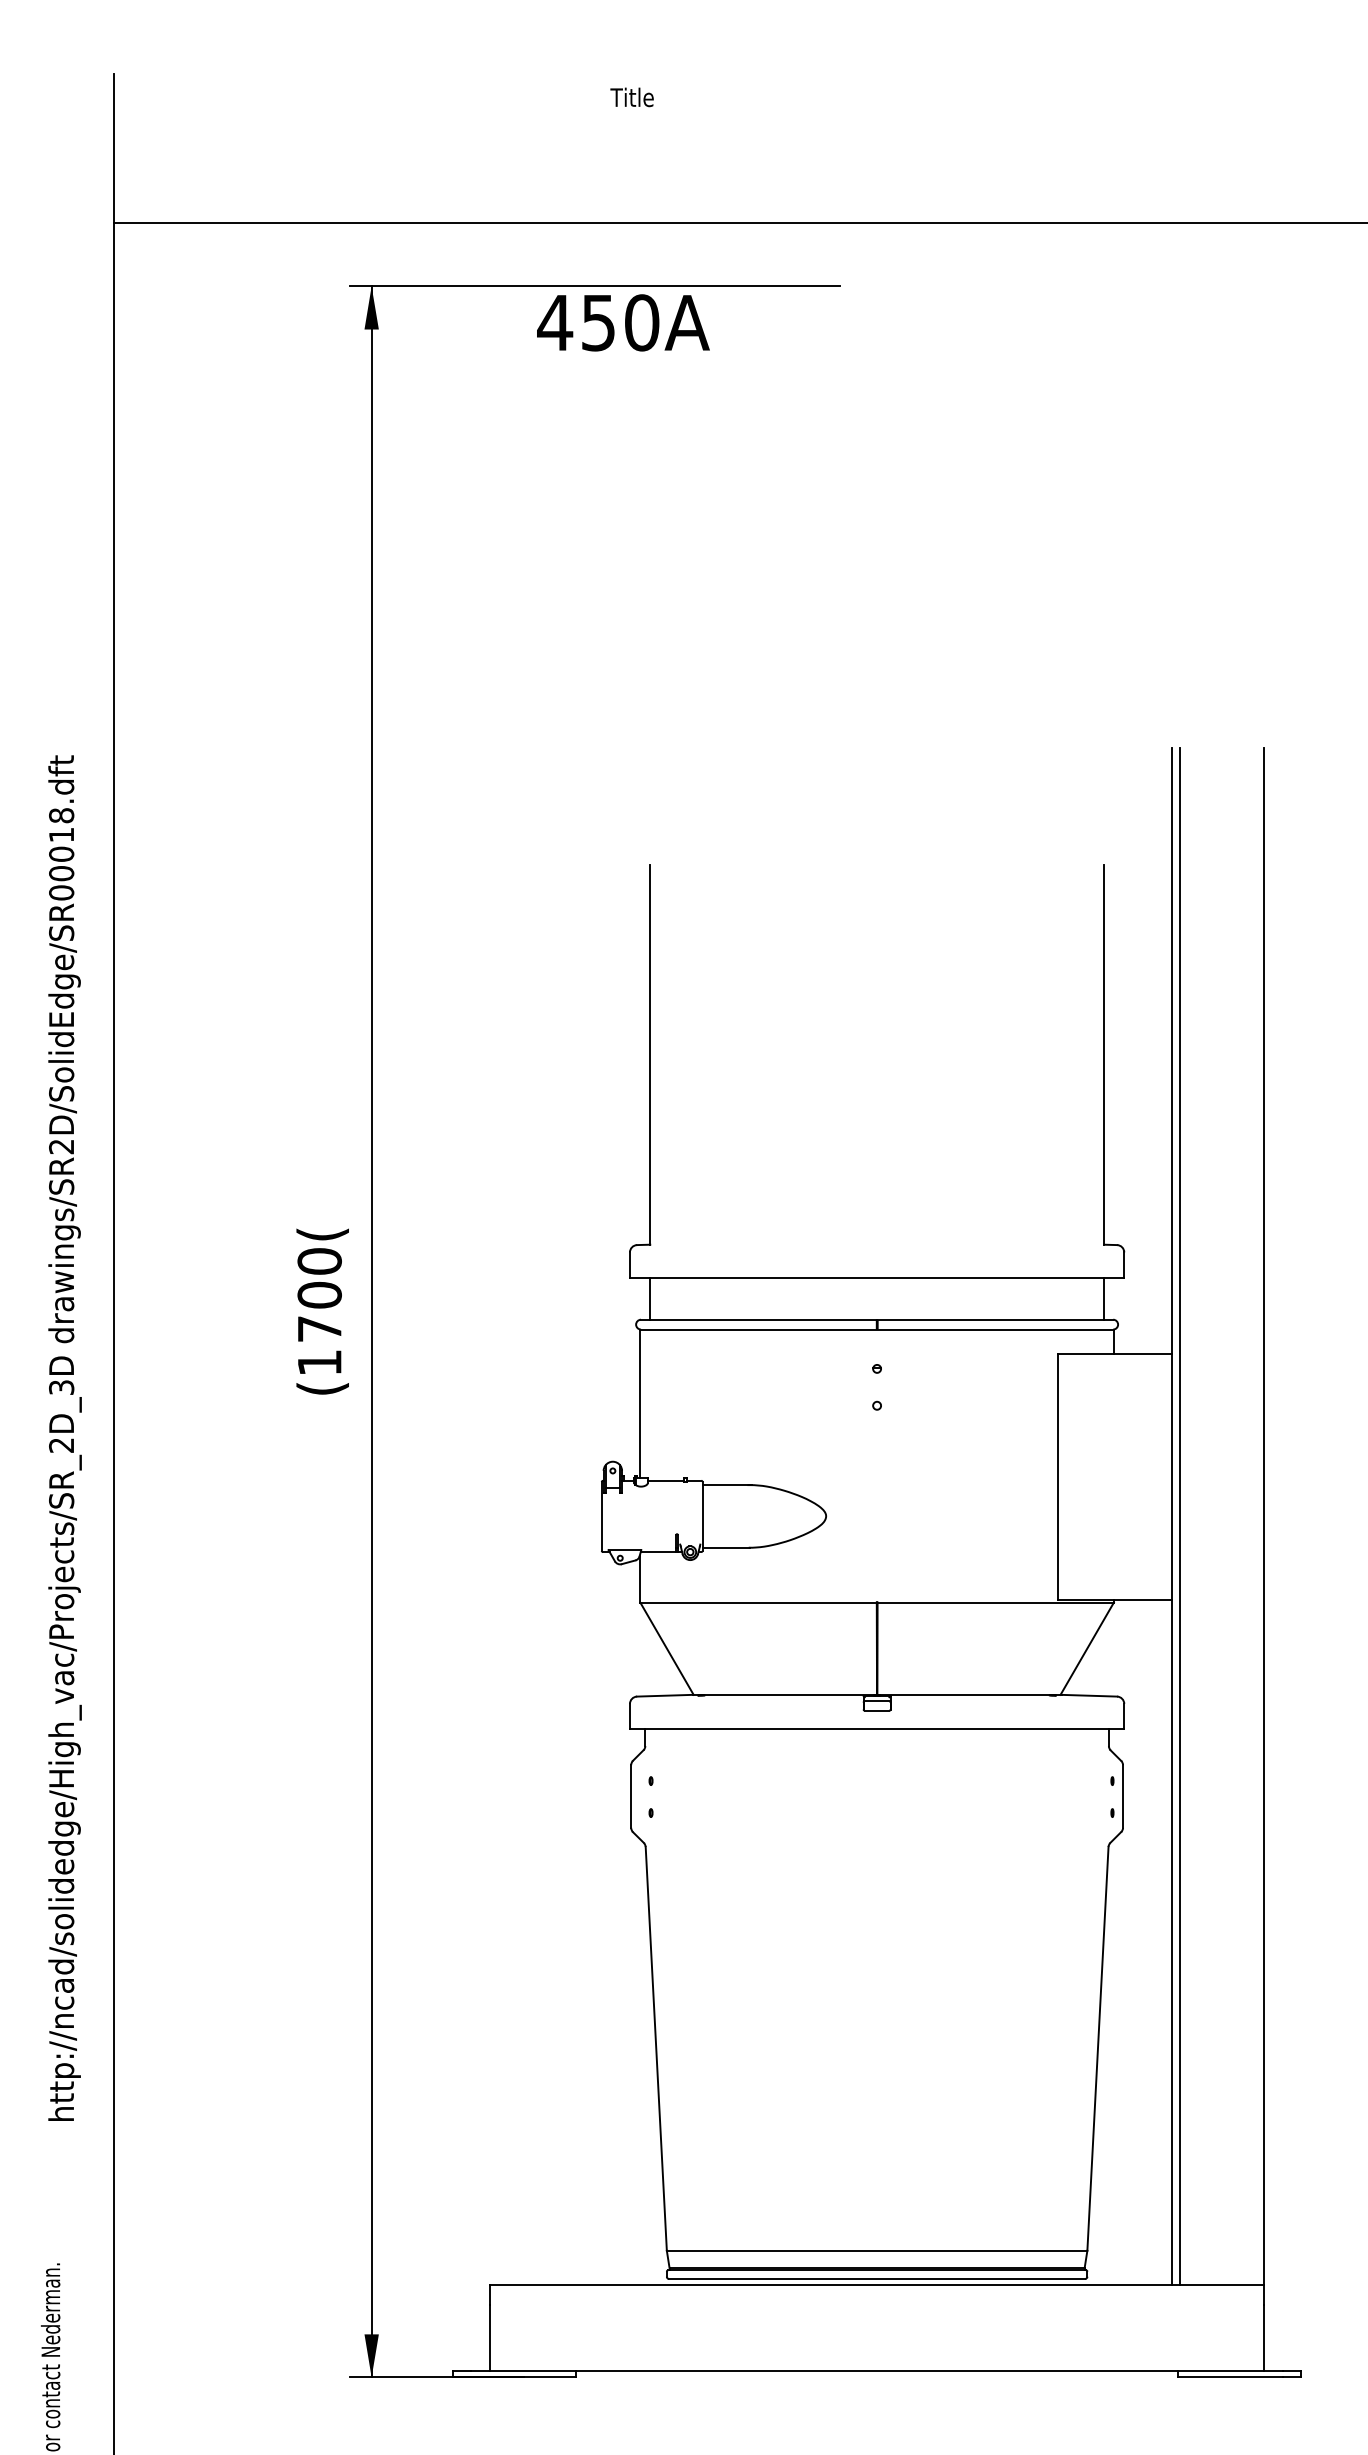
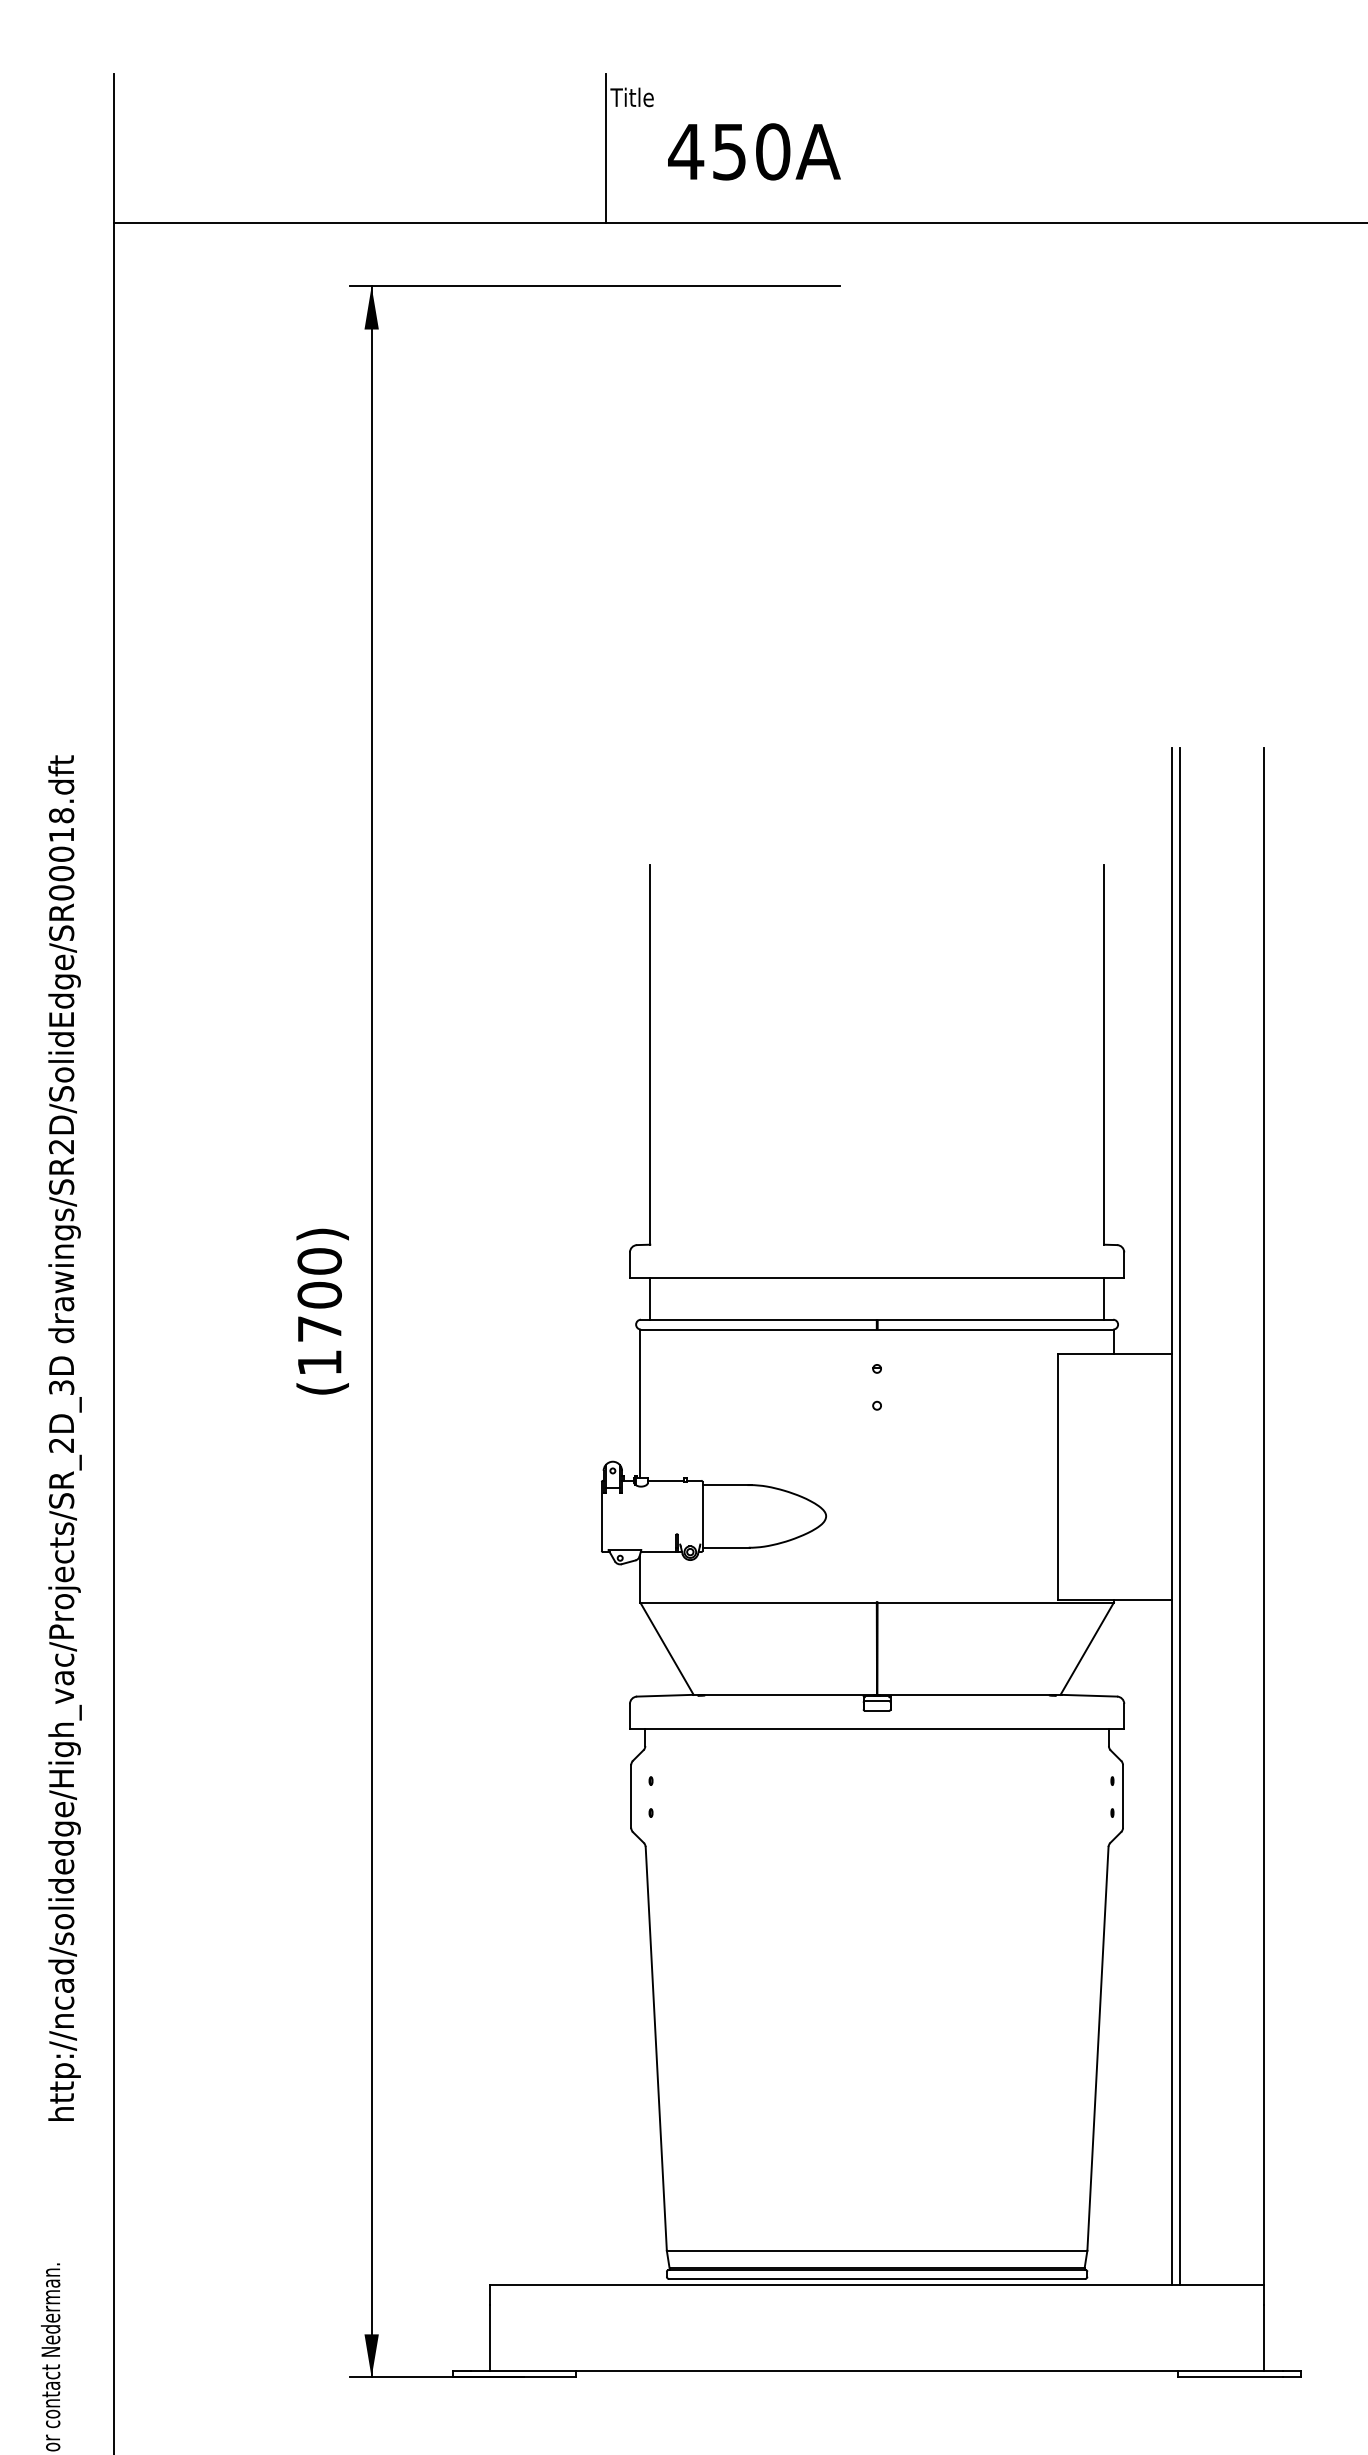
line: none -> present (605, 147)
text position: (623, 322) -> (754, 151) (754, 151)
text: ( -> ) (322, 1234)
